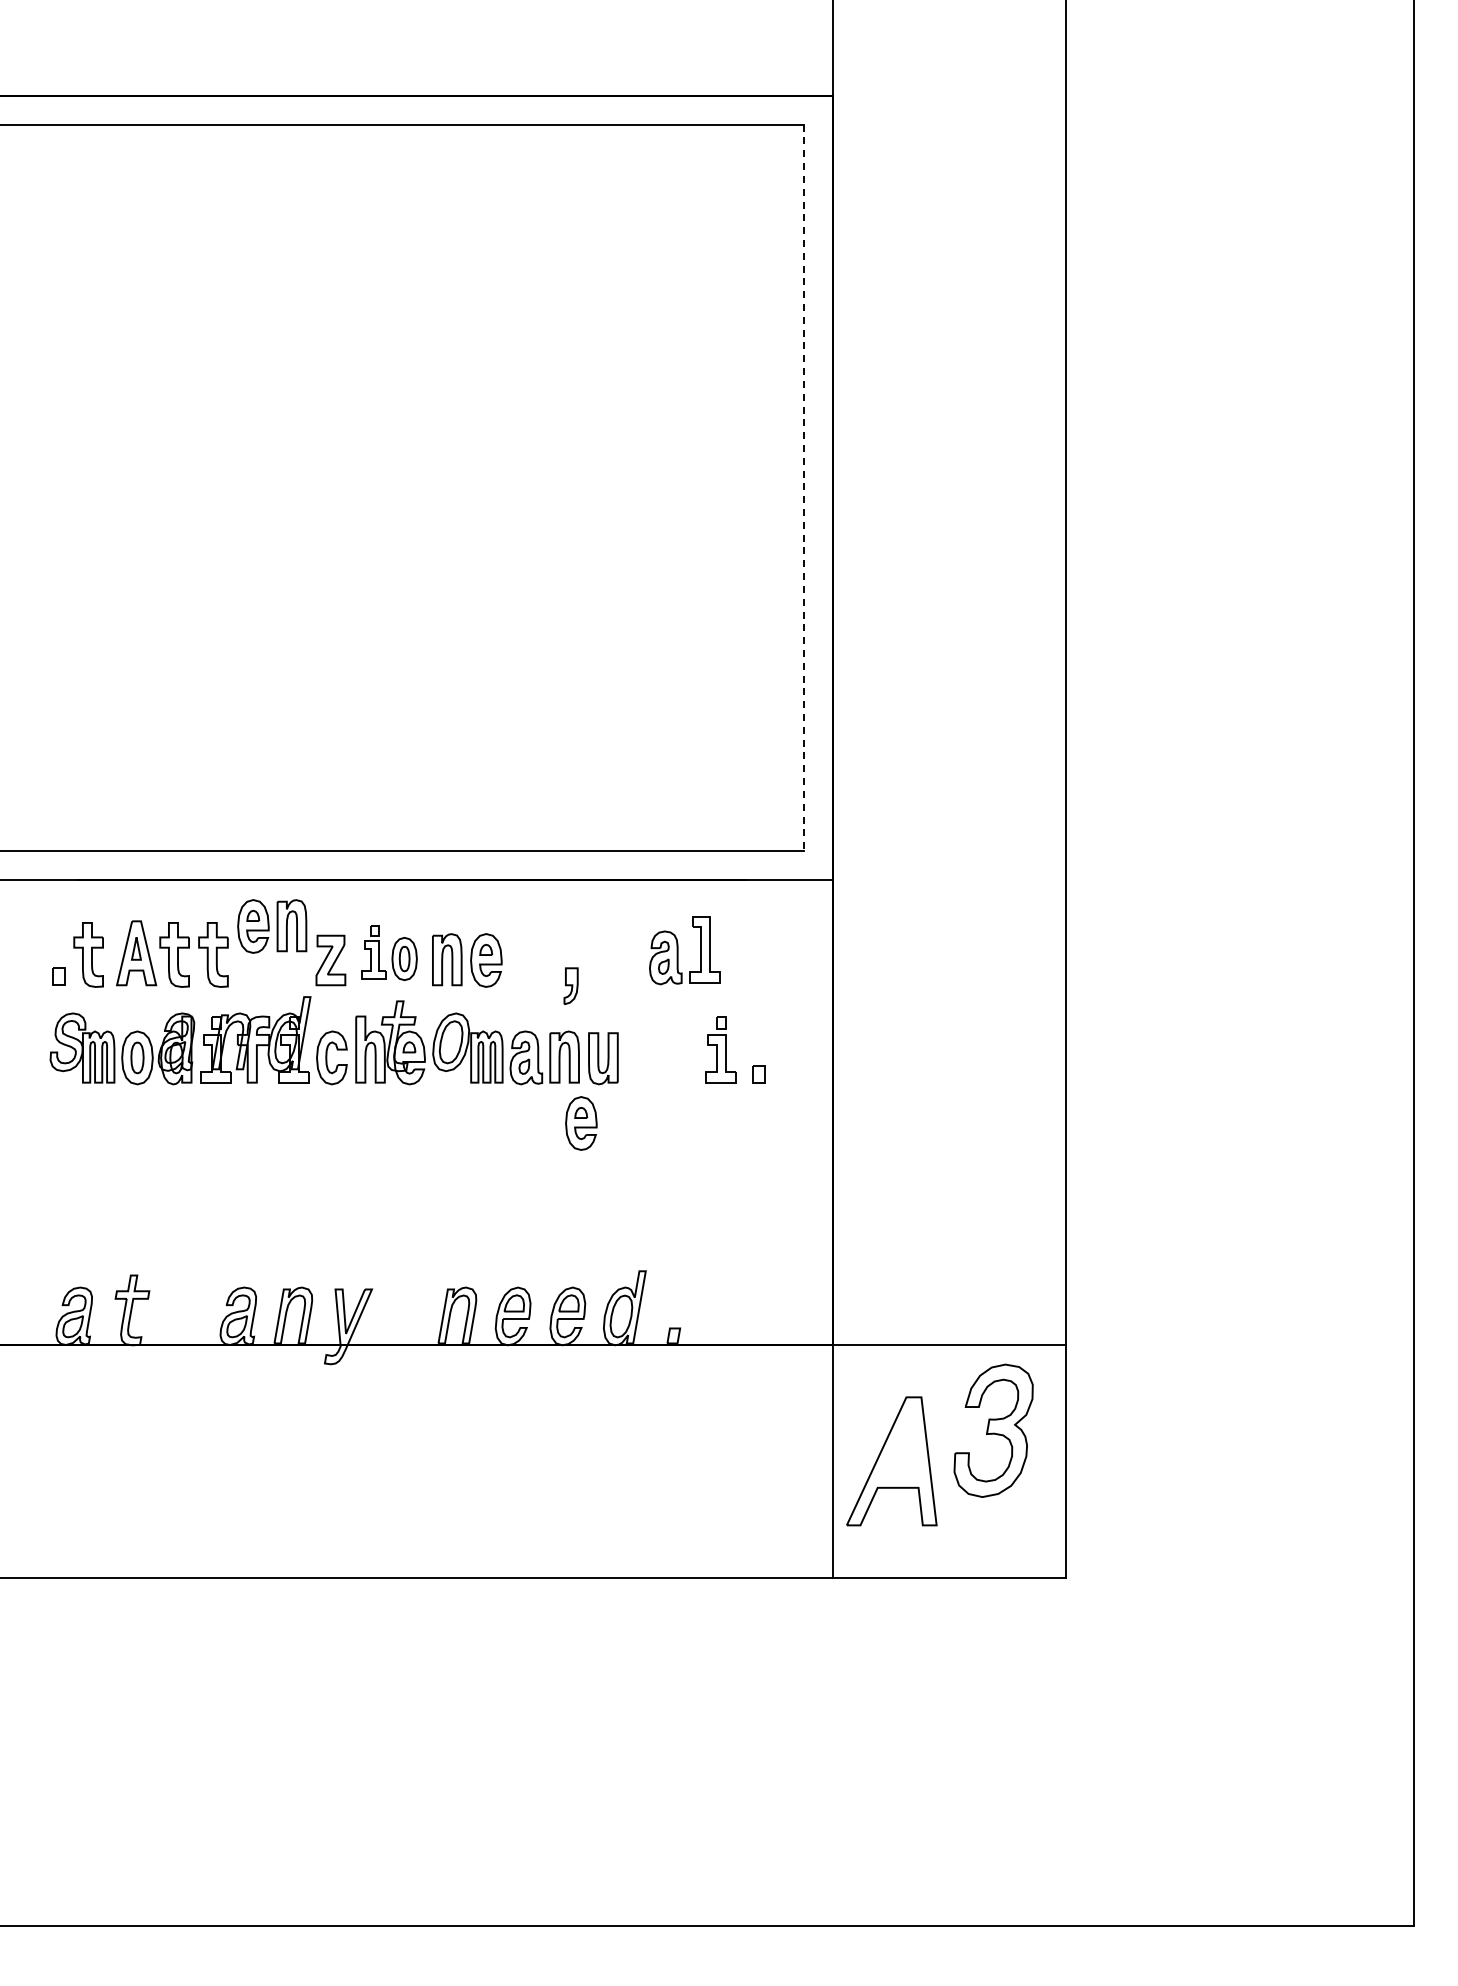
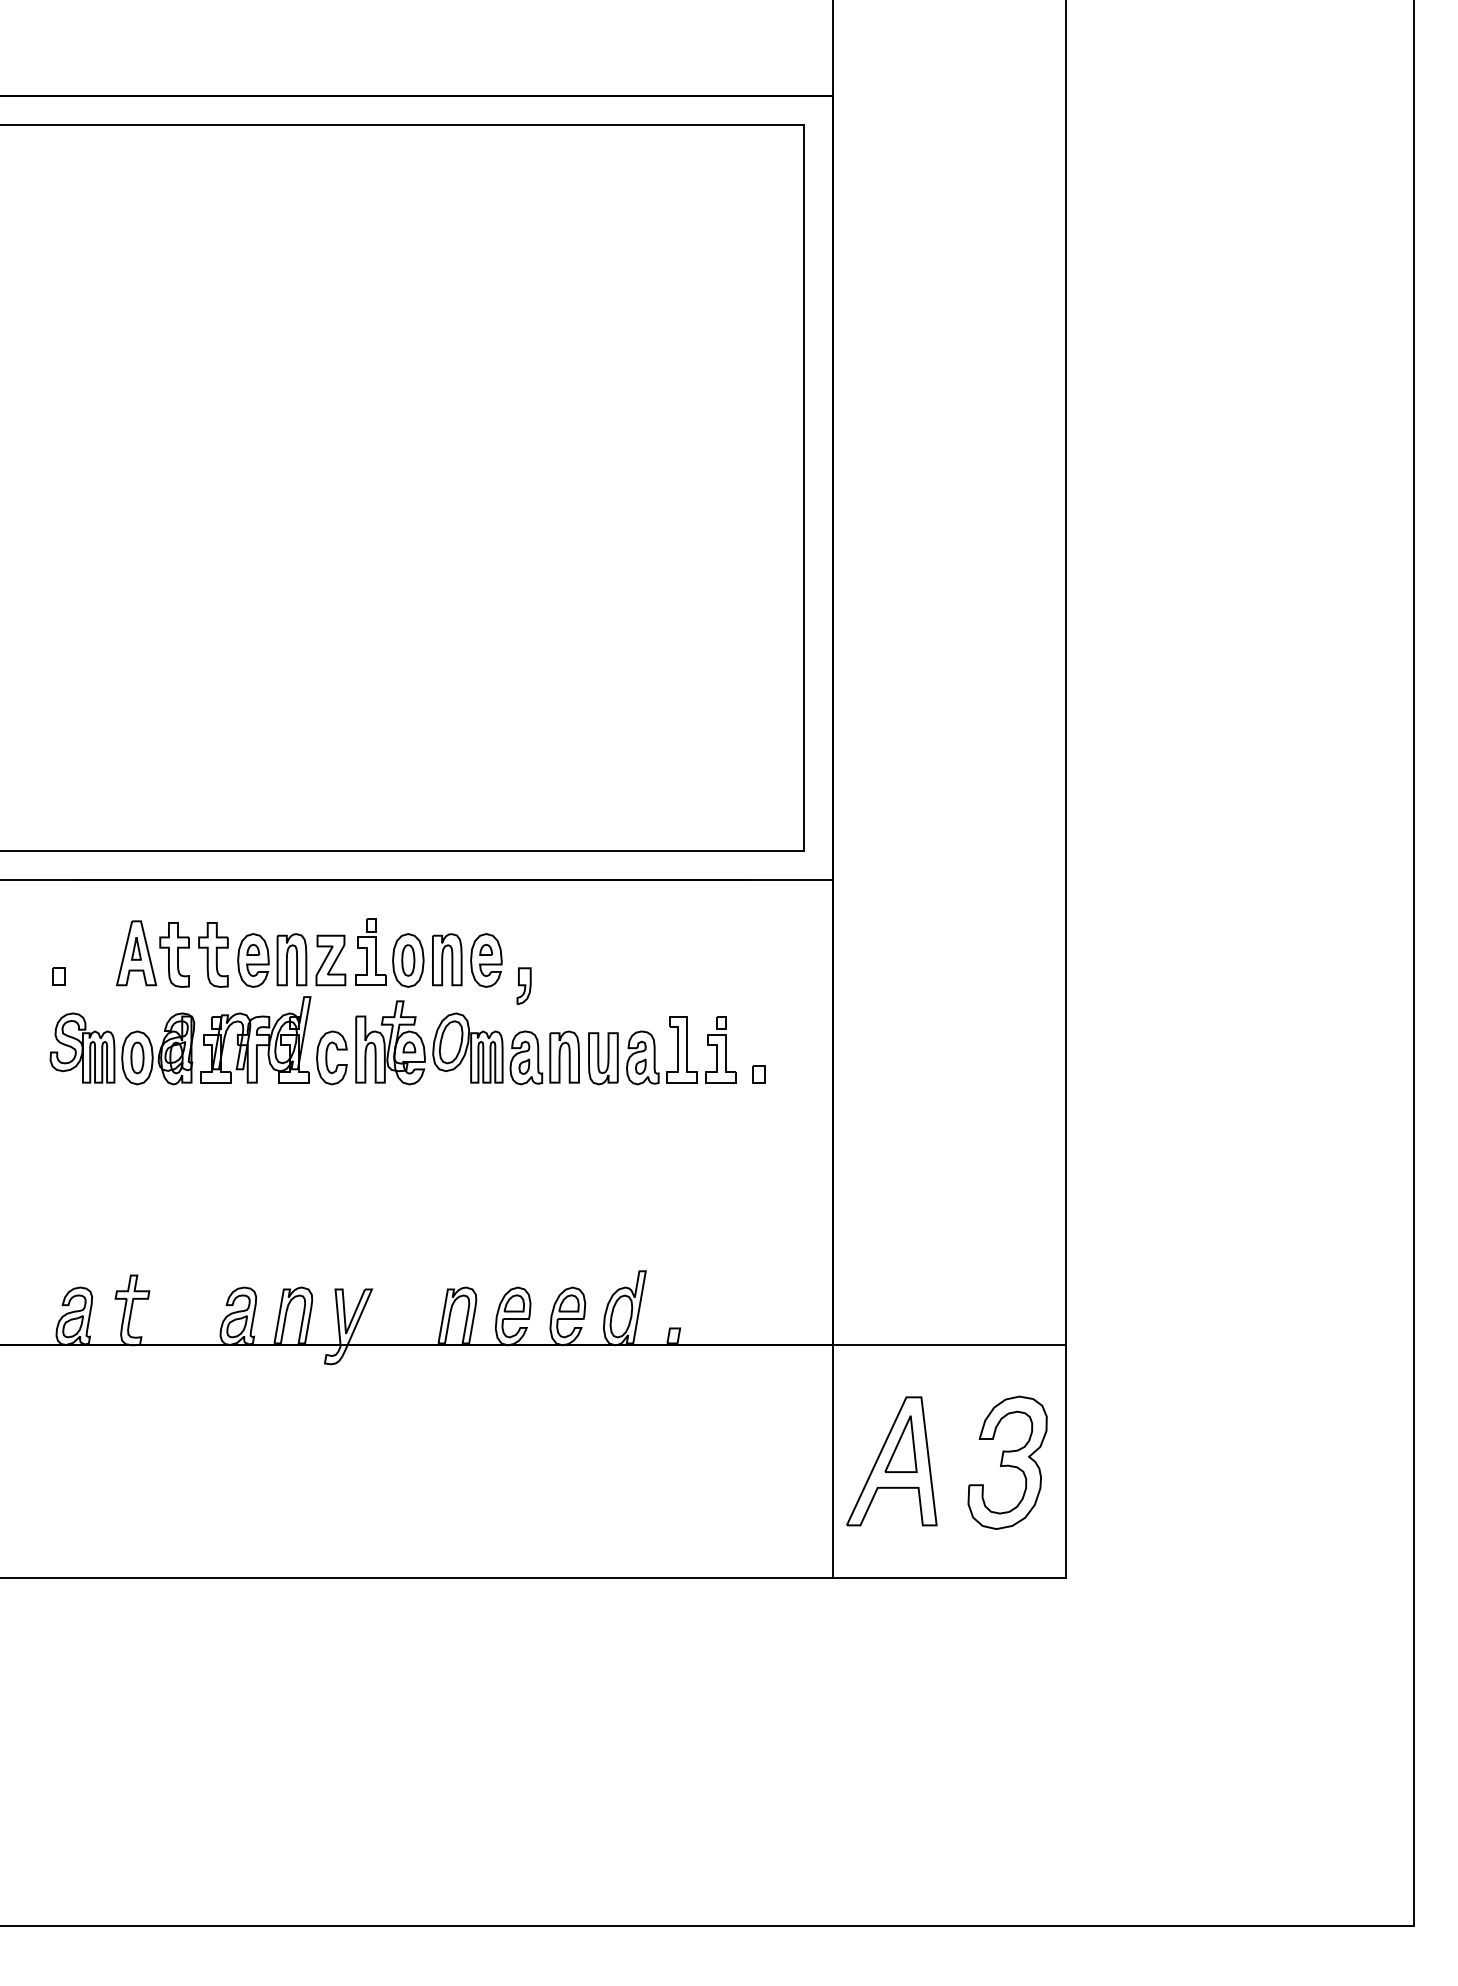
line: dashed -> solid (804, 488)
part position: (272, 926) -> (272, 960) (272, 960)
part position: (684, 950) -> (661, 1050) (661, 1050)
part size: 57x57 px -> 70x70 px (389, 952)
part: present -> none (88, 954)
part position: (570, 985) -> (523, 985) (523, 985)
part: present -> none (581, 1123)
part position: (993, 1430) -> (1007, 1462) (1007, 1462)
part: none -> present (900, 1443)
